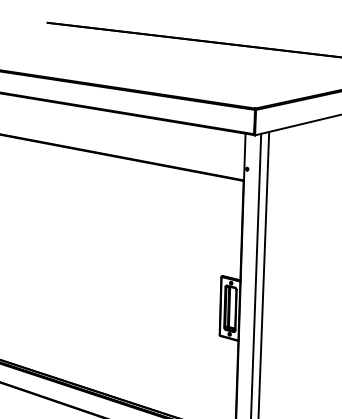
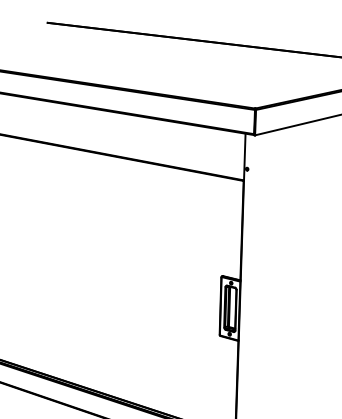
line: present -> none (263, 273)
line: present -> none (256, 274)
